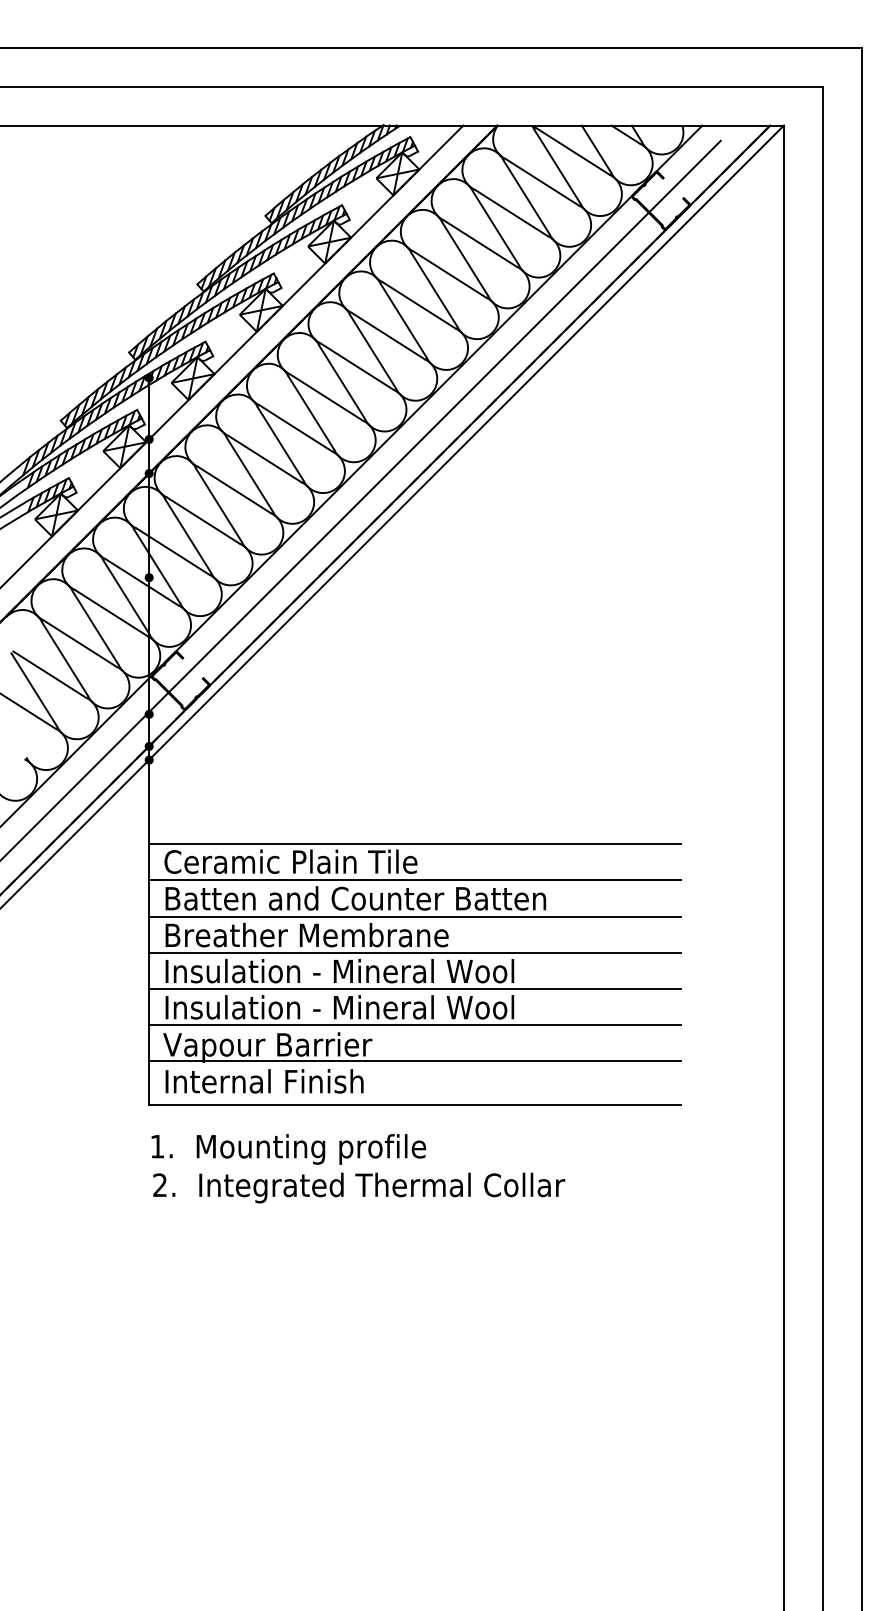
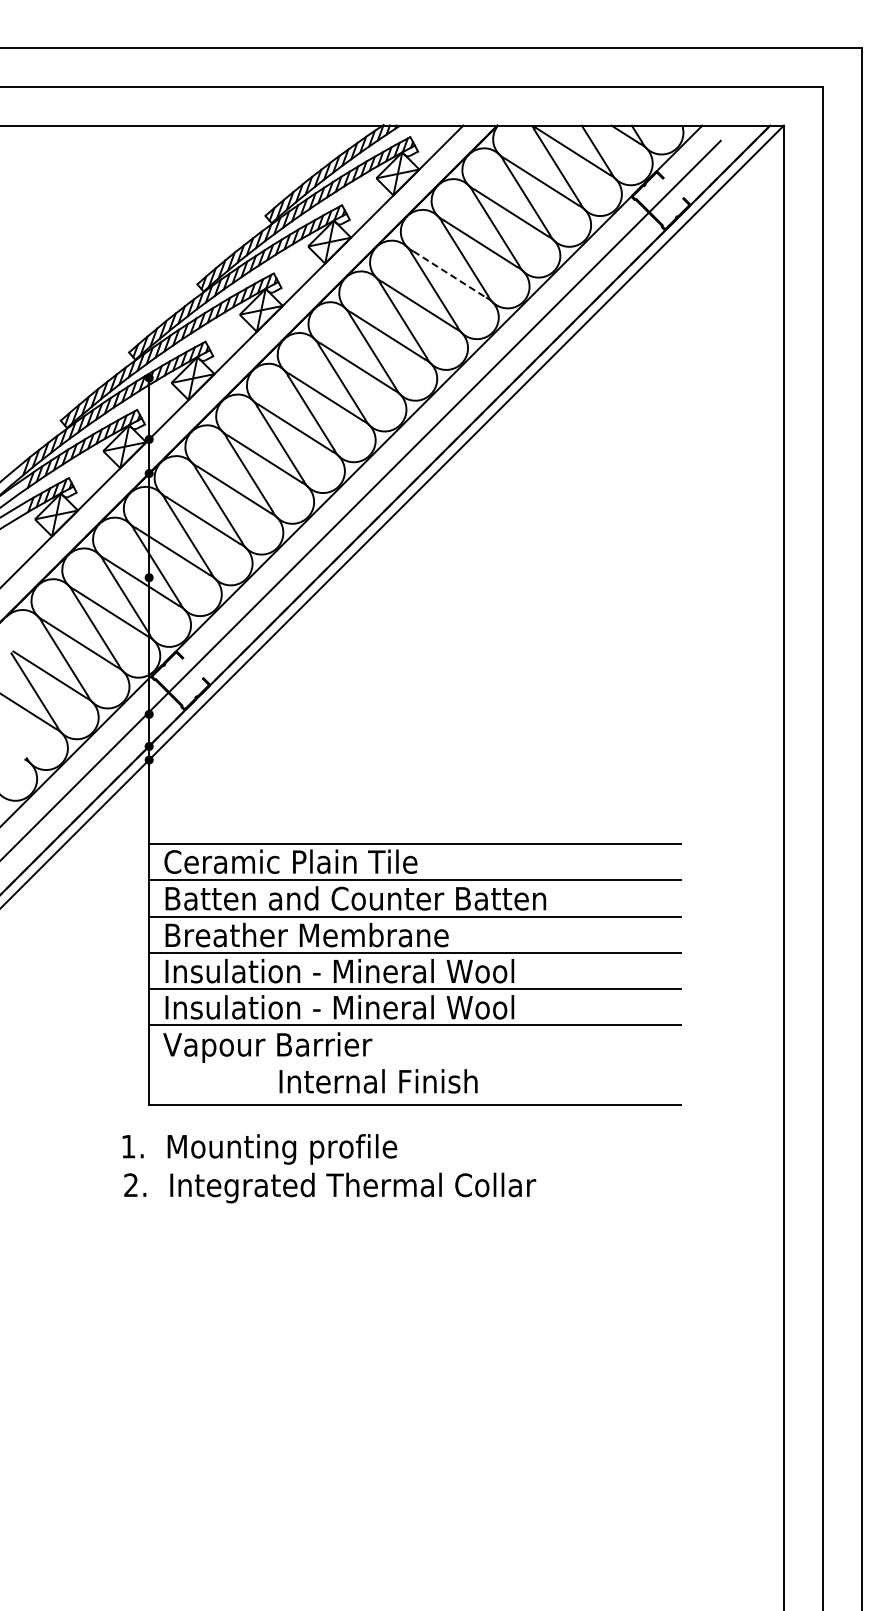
line: solid -> dashed (450, 274)
line: present -> none (414, 1061)
text position: (264, 1081) -> (378, 1081) (378, 1081)
text position: (358, 1168) -> (329, 1168) (329, 1168)
